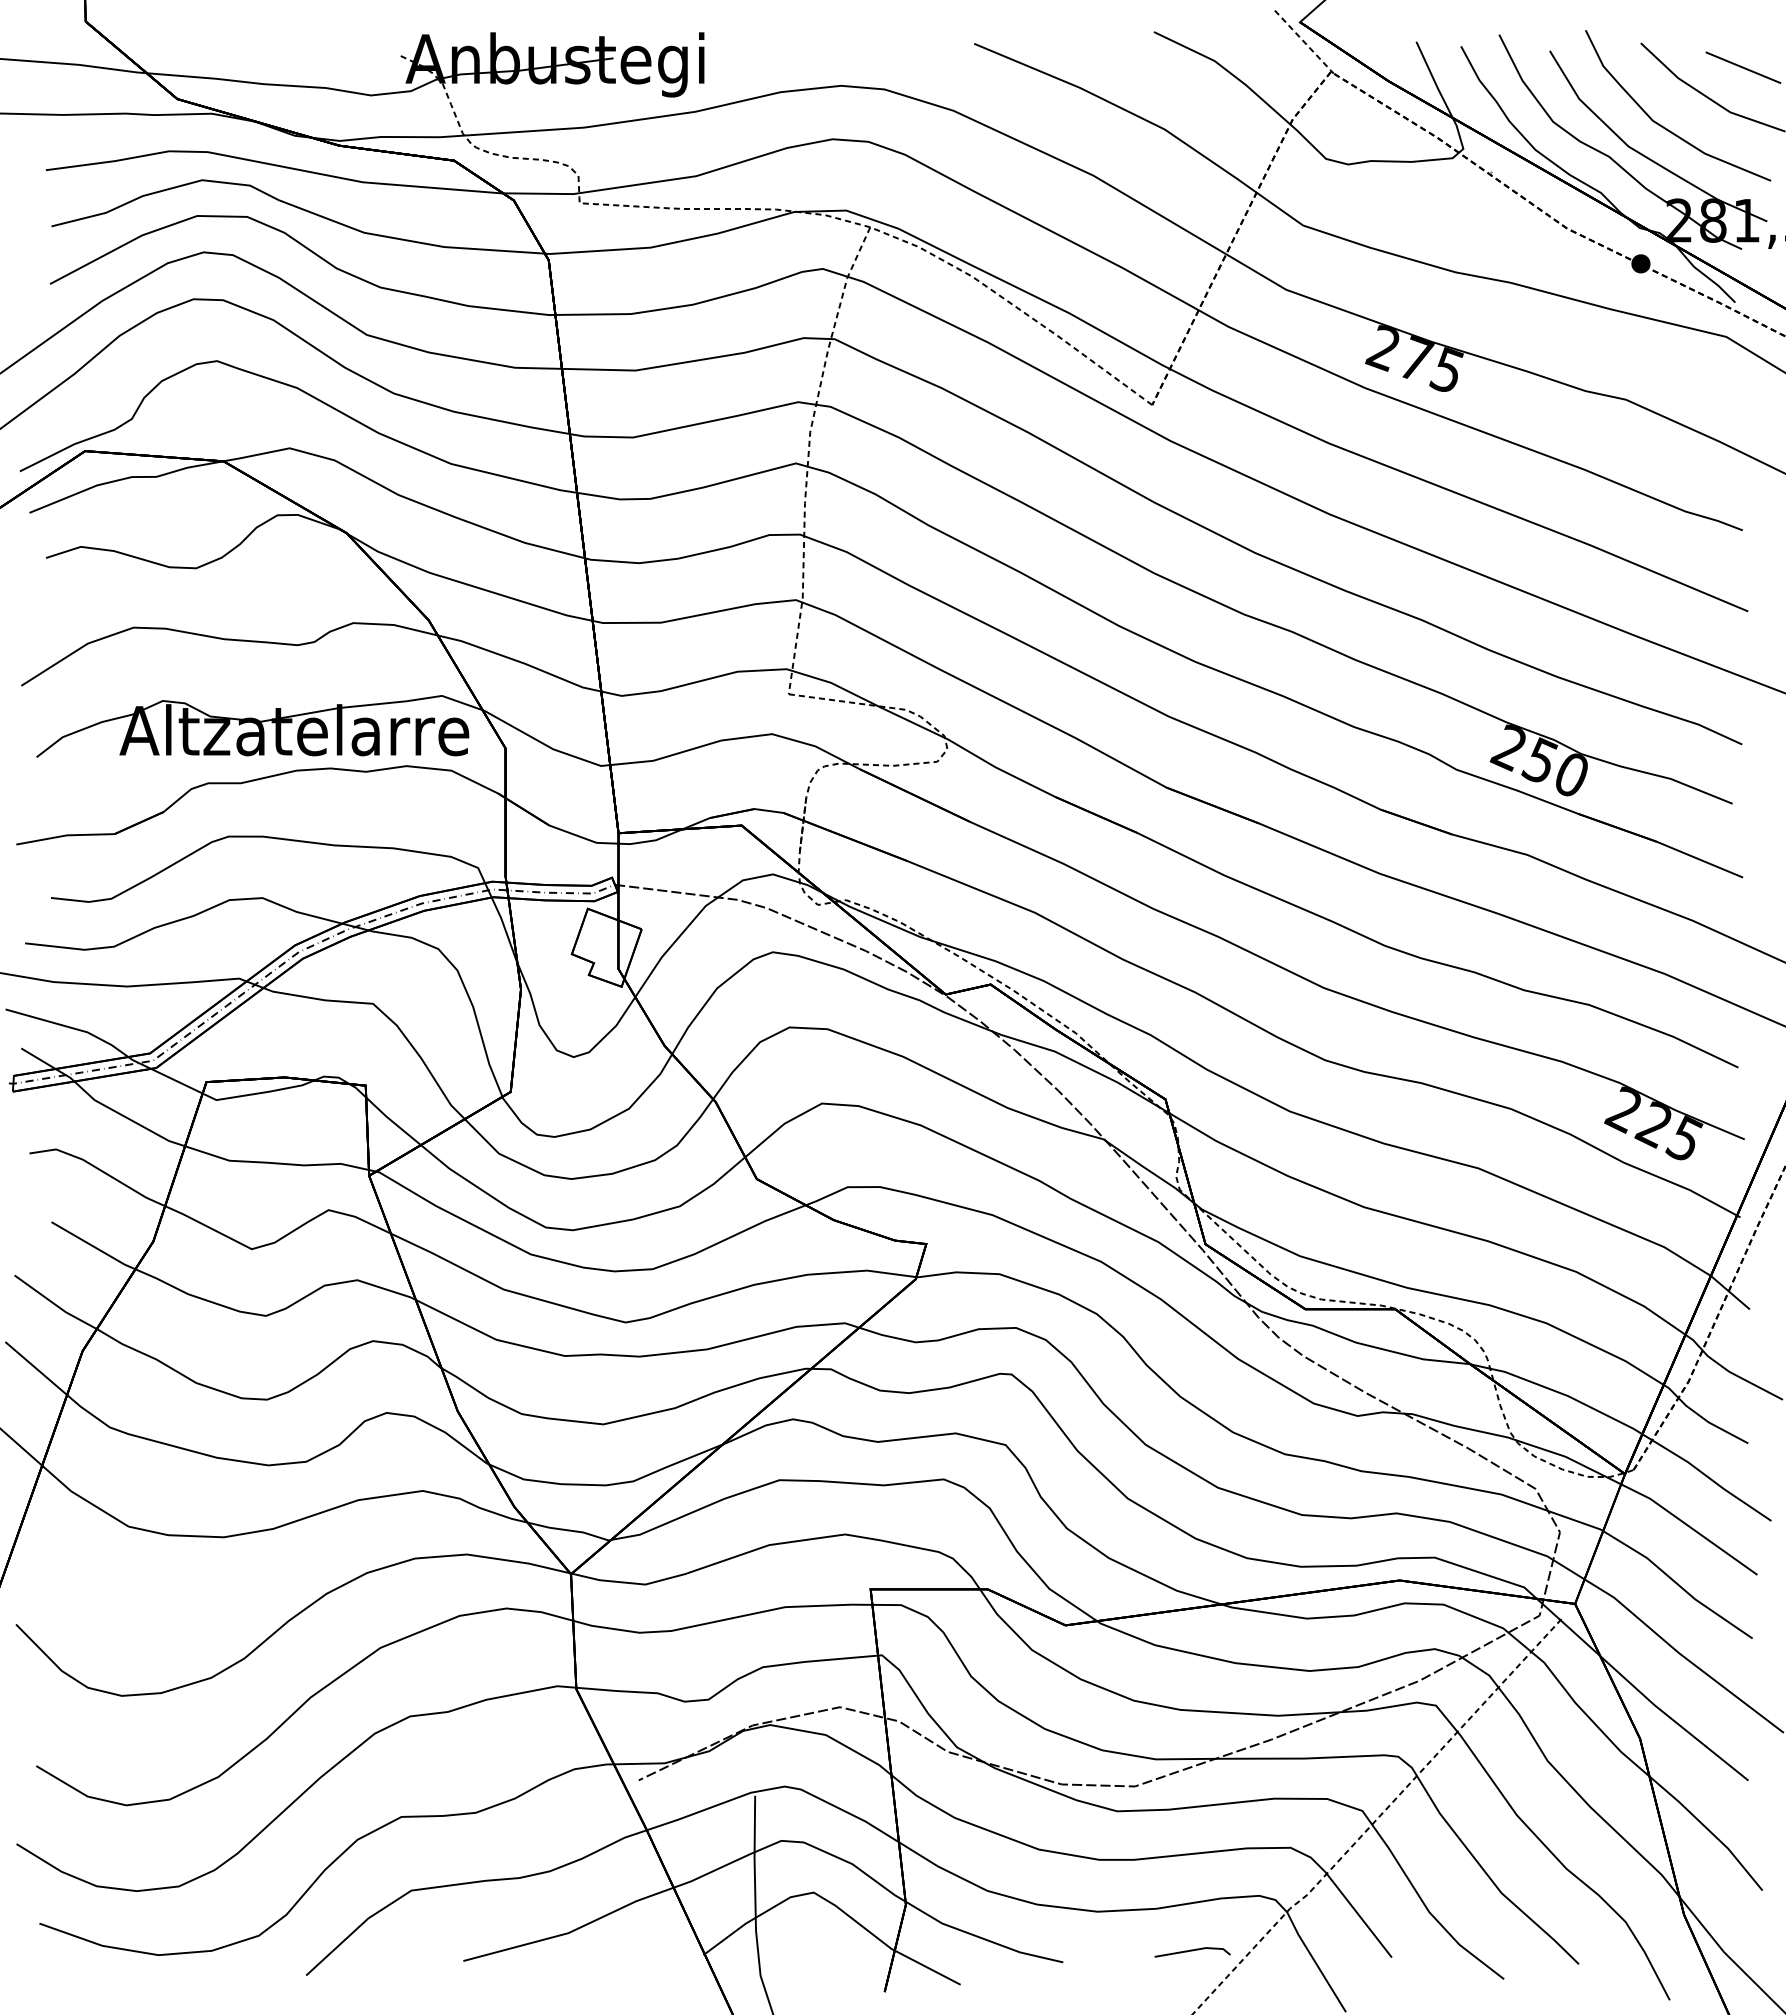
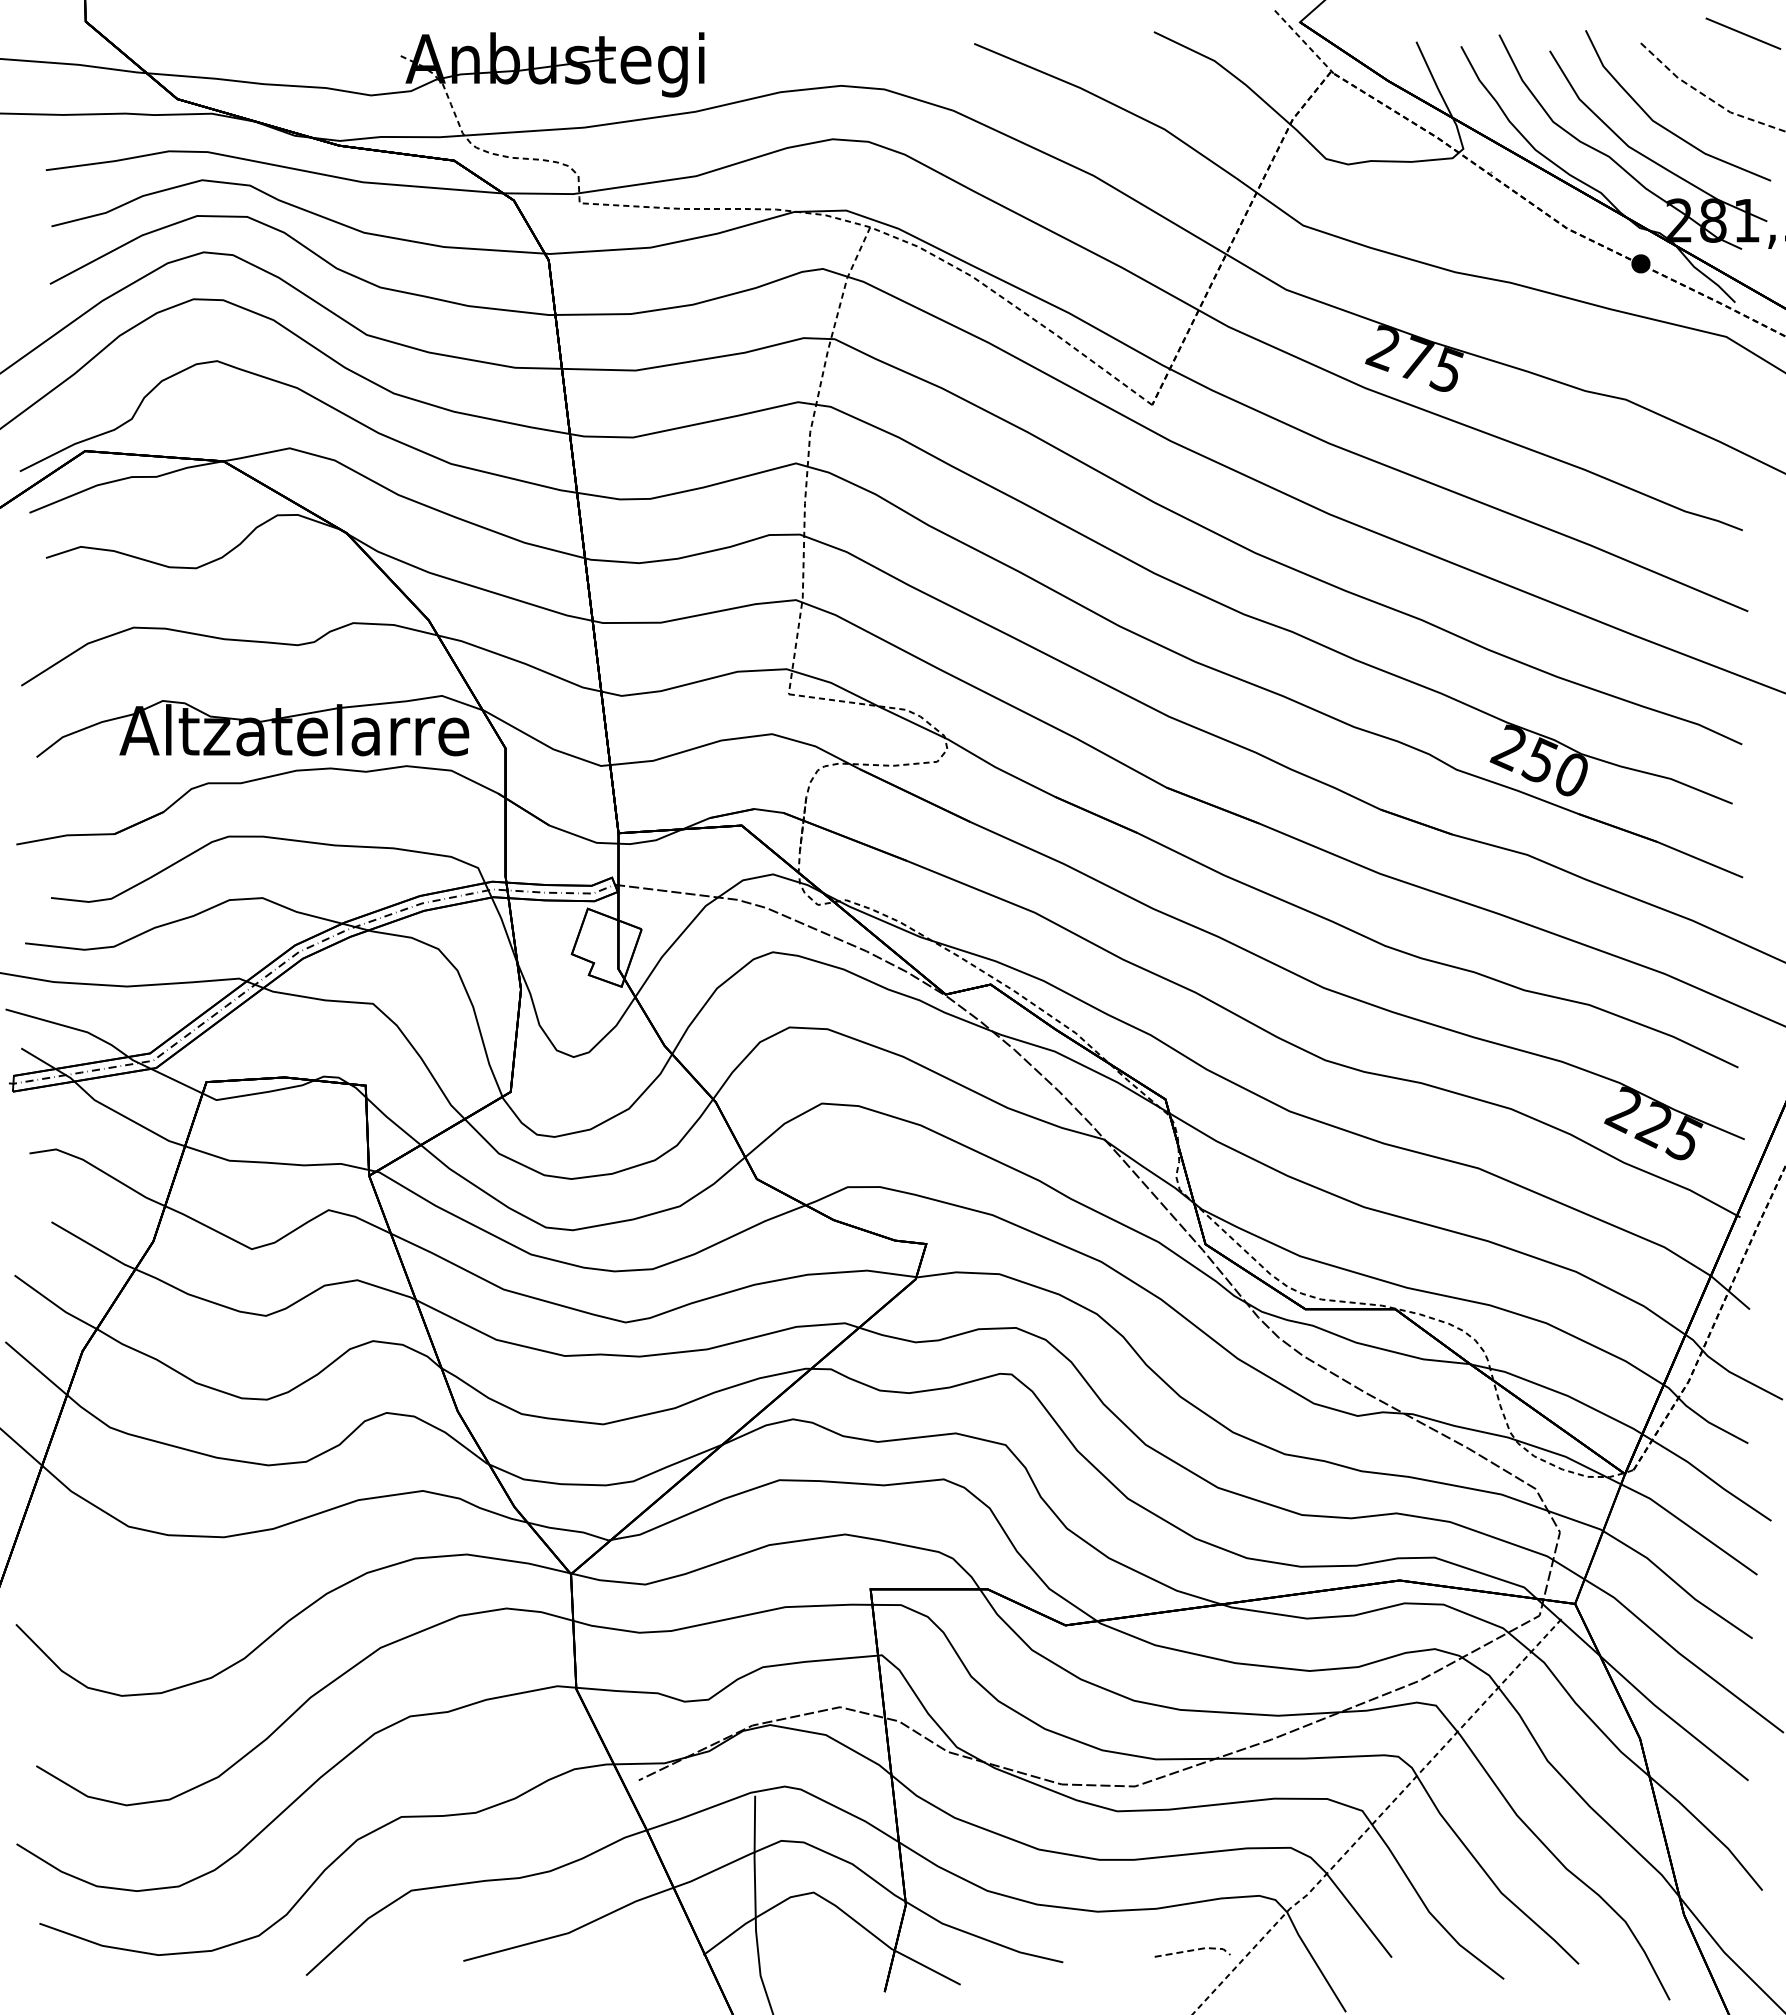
line position: (1743, 67) -> (1743, 33) (1743, 33)
line: solid -> dashed (1707, 97)
line: solid -> dashed (1195, 1949)
